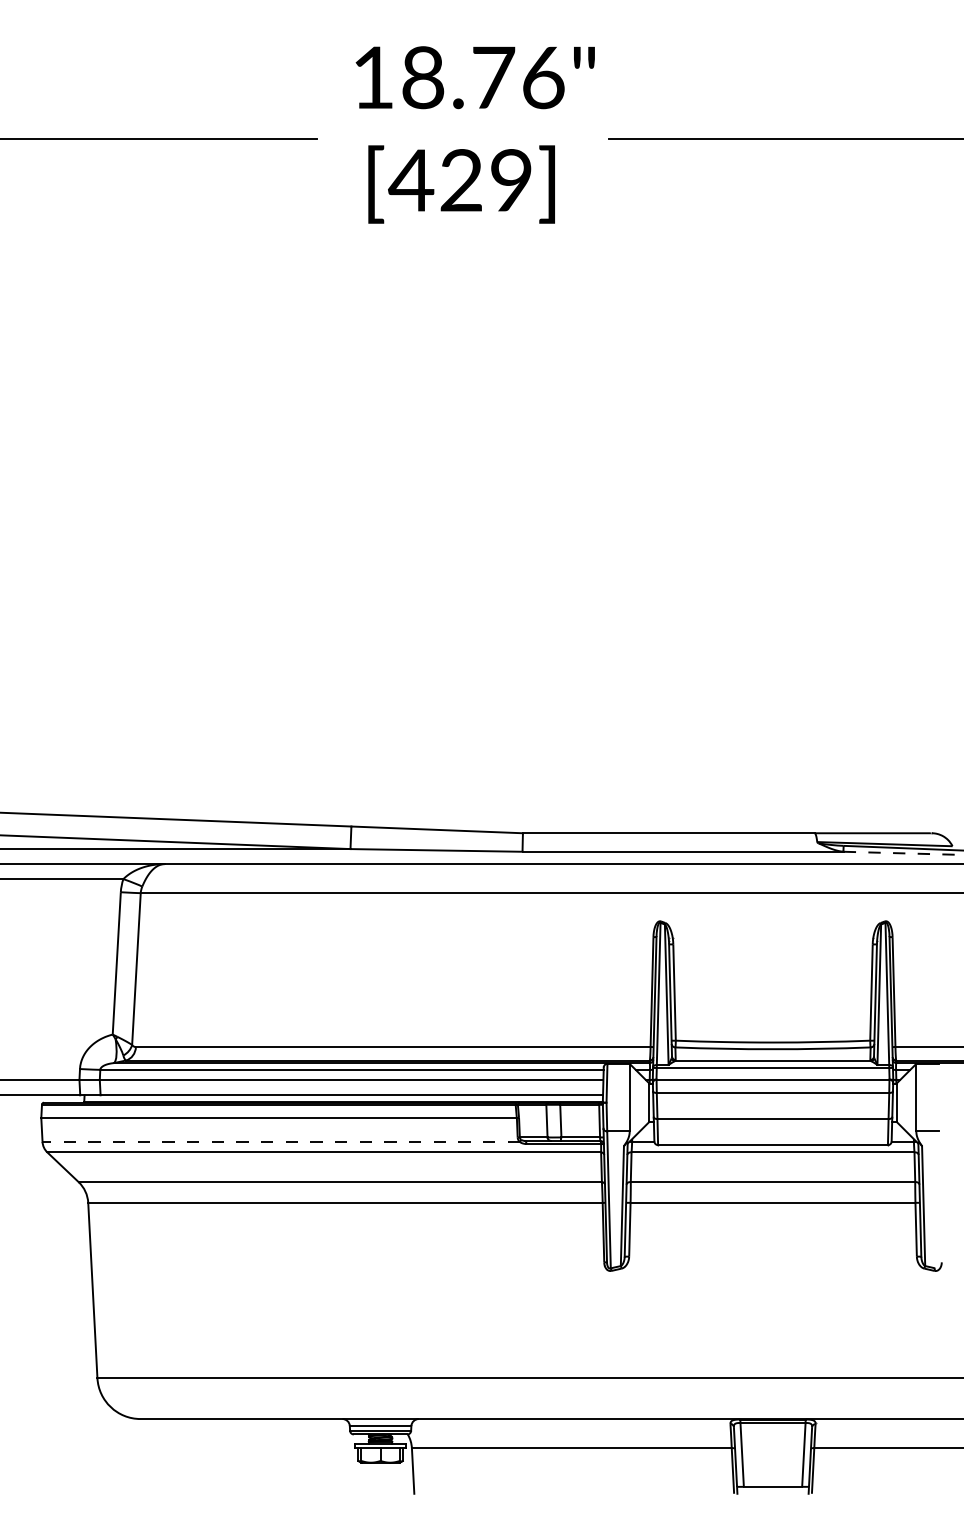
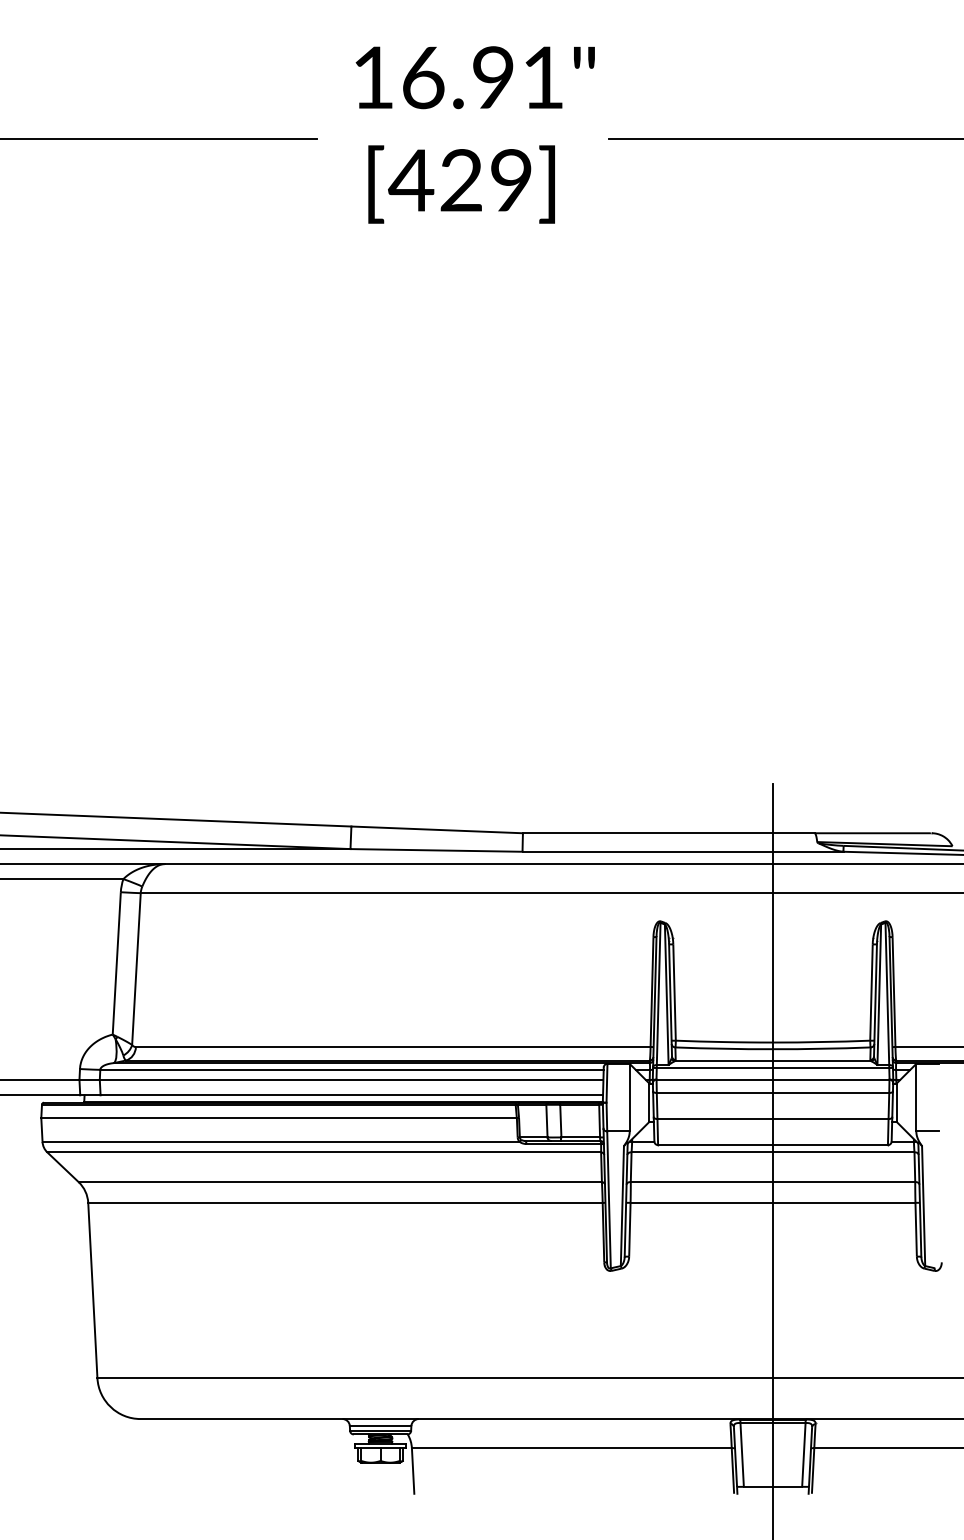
text: 18.76" -> 16.91" (483, 77)
line: dashed -> solid (903, 853)
line: dashed -> solid (281, 1141)
line: none -> present (773, 1159)
